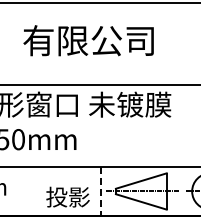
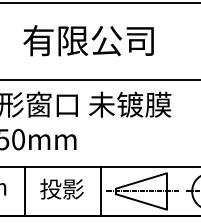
line position: (99, 85) -> (99, 80) (99, 80)
line: none -> present (25, 191)
line: dashed -> solid (101, 191)
text position: (67, 196) -> (61, 188) (61, 188)
